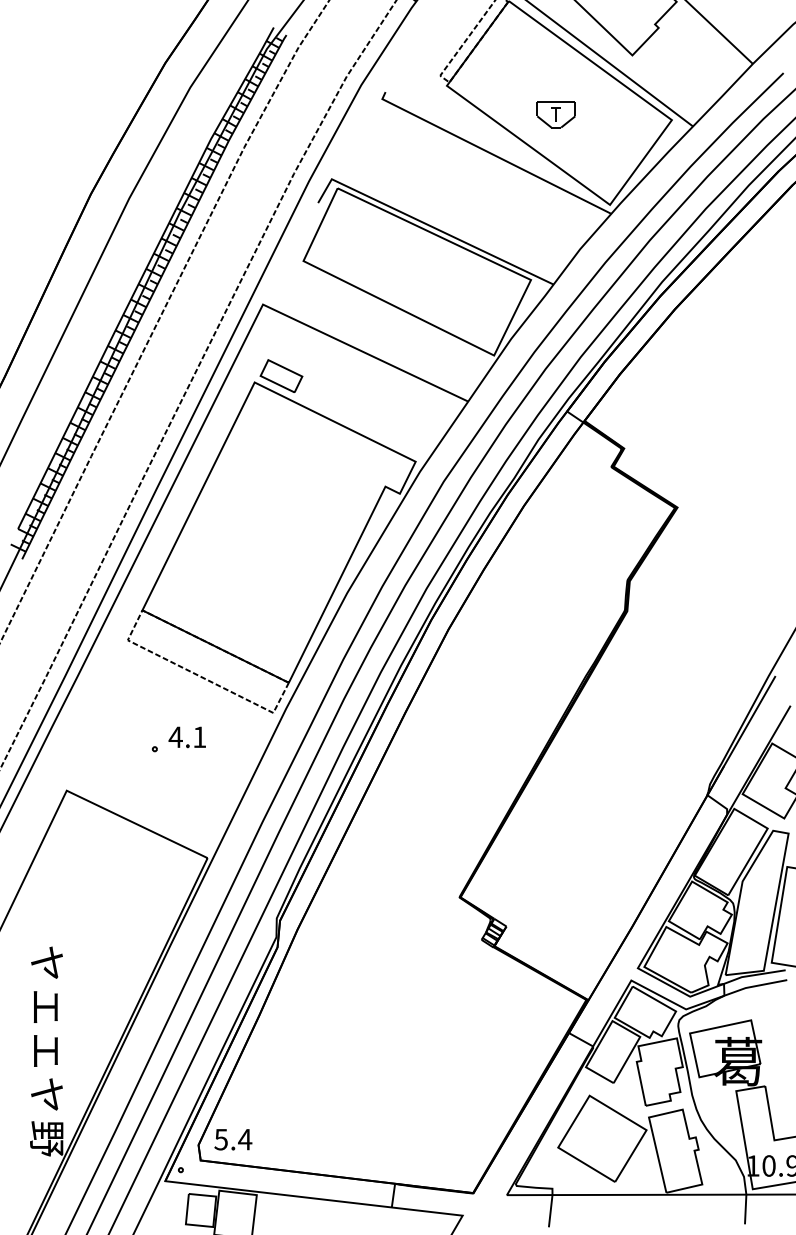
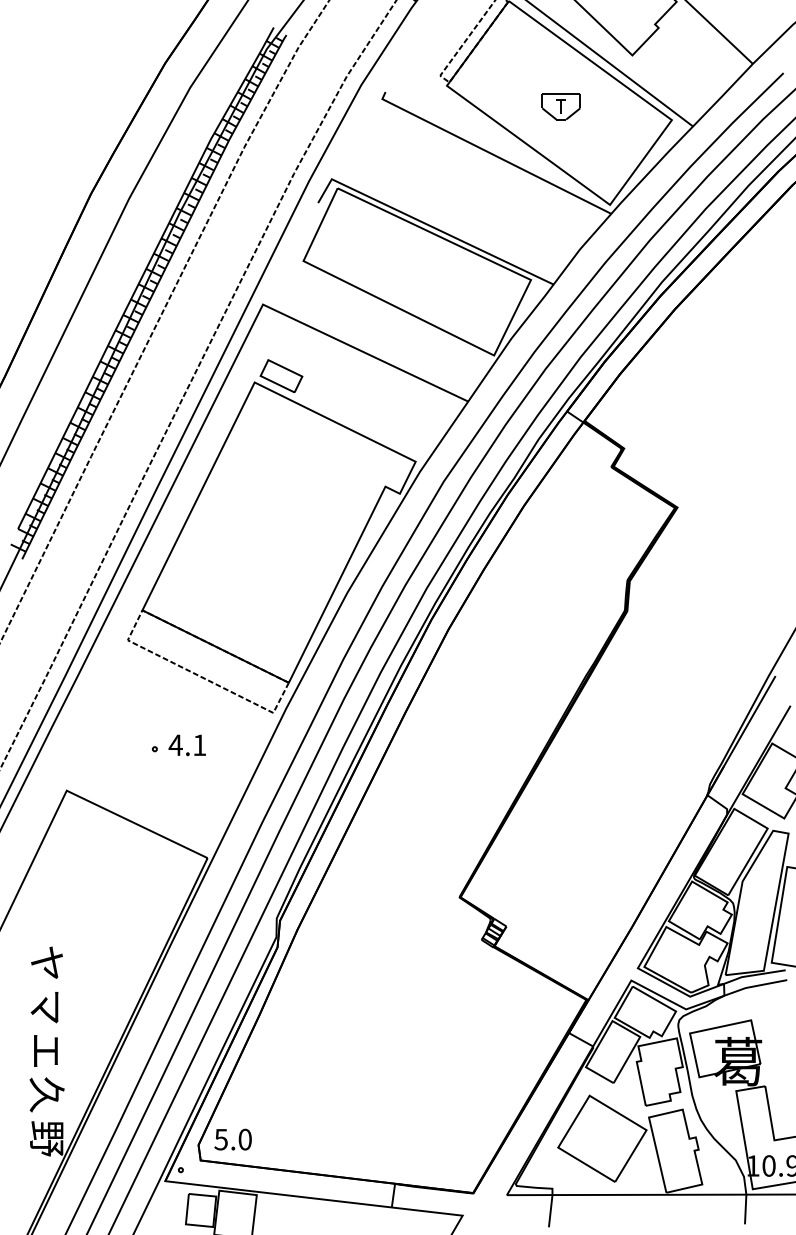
part position: (555, 114) -> (560, 106) (560, 106)
text position: (186, 737) -> (186, 745) (186, 745)
text: エ -> マ (44, 1007)
text: ヤ -> 久 (46, 1094)
text: 5.4 -> 5.0 (245, 1139)
